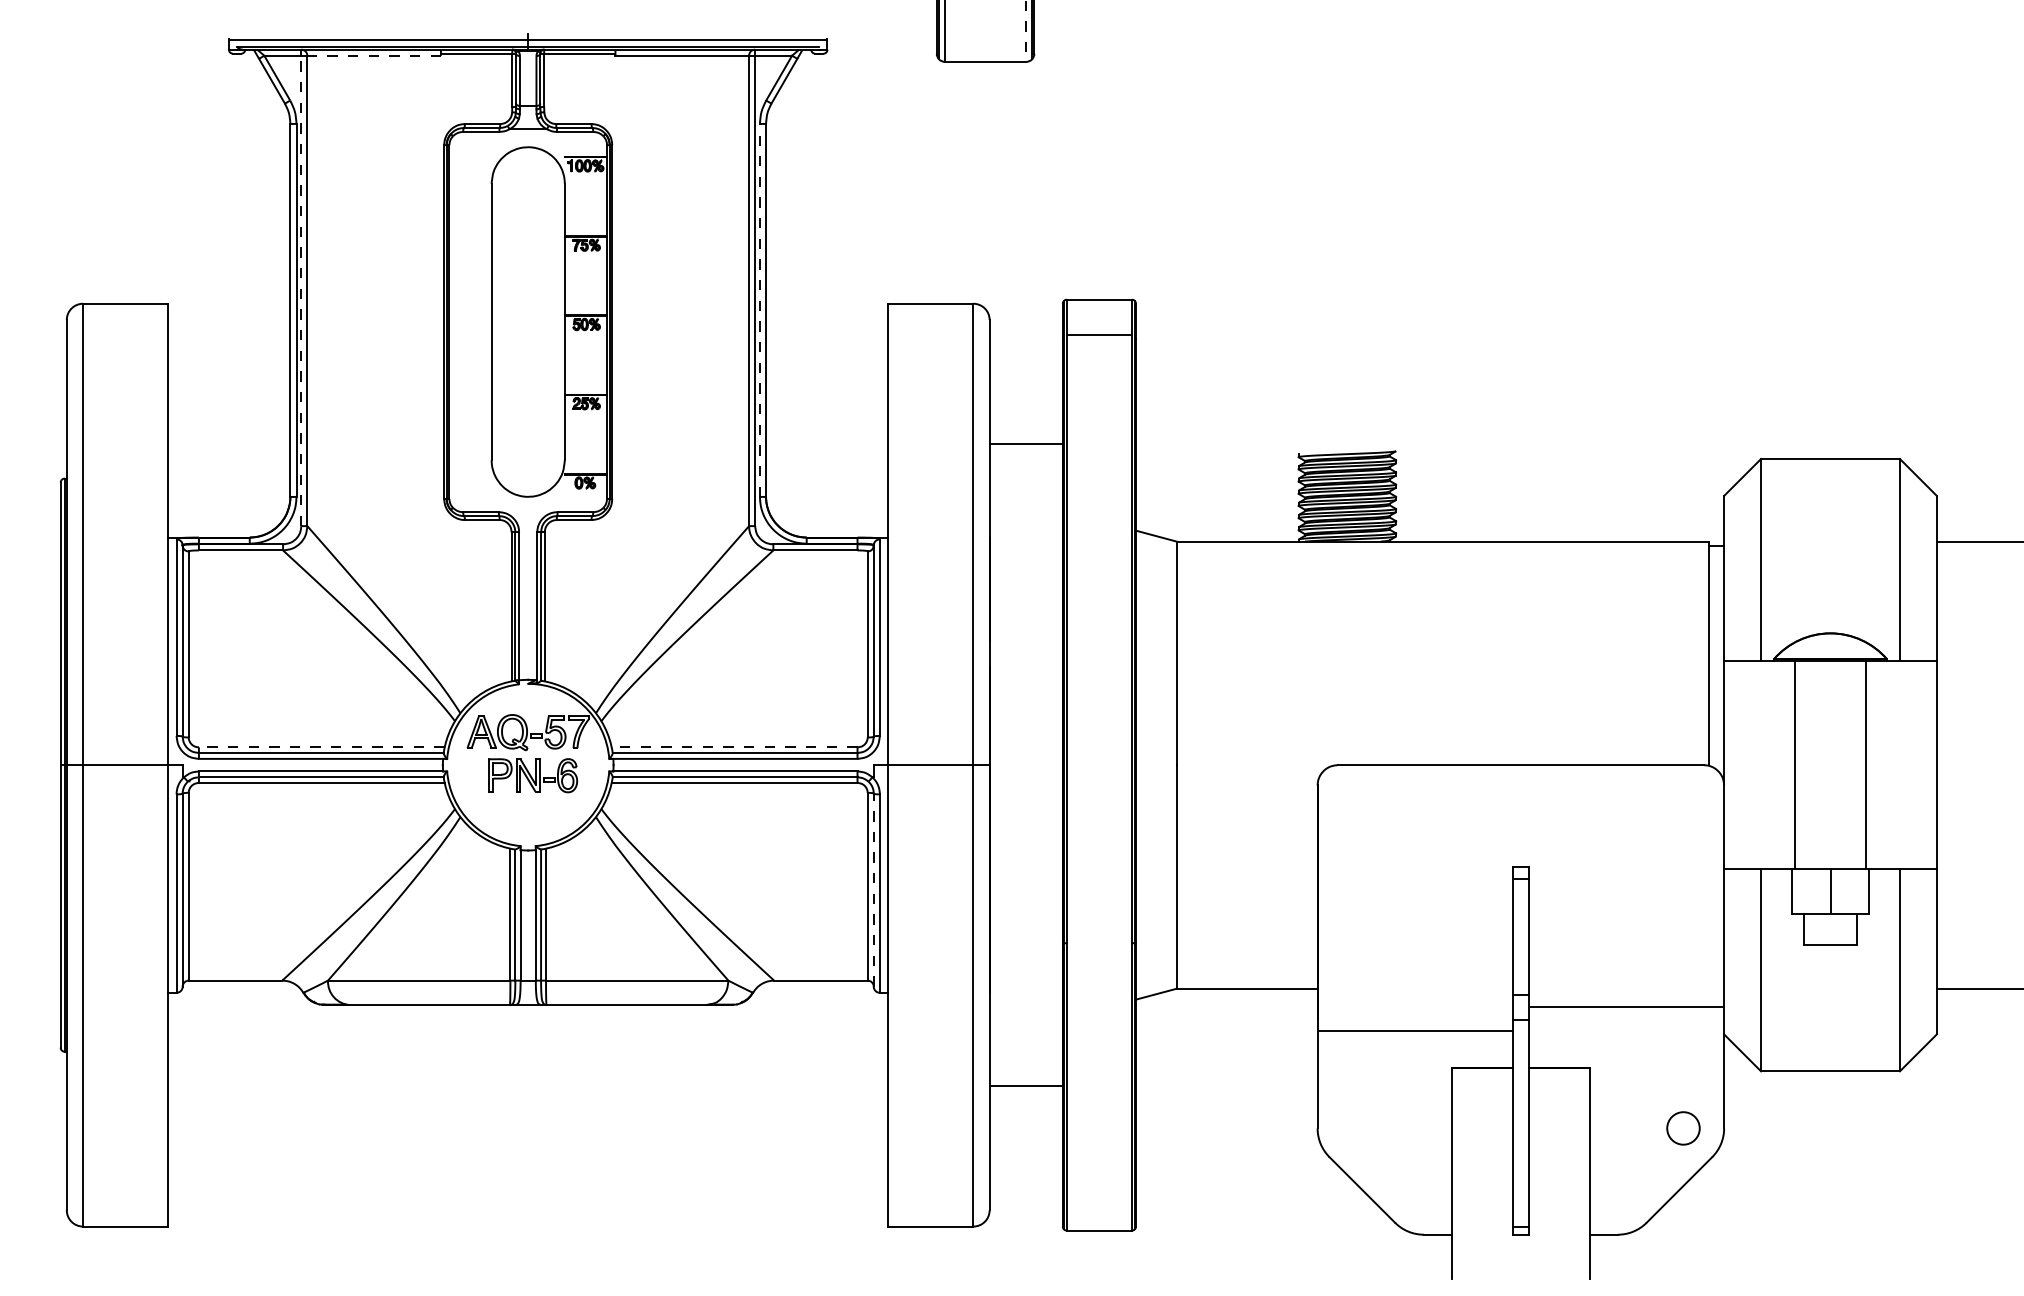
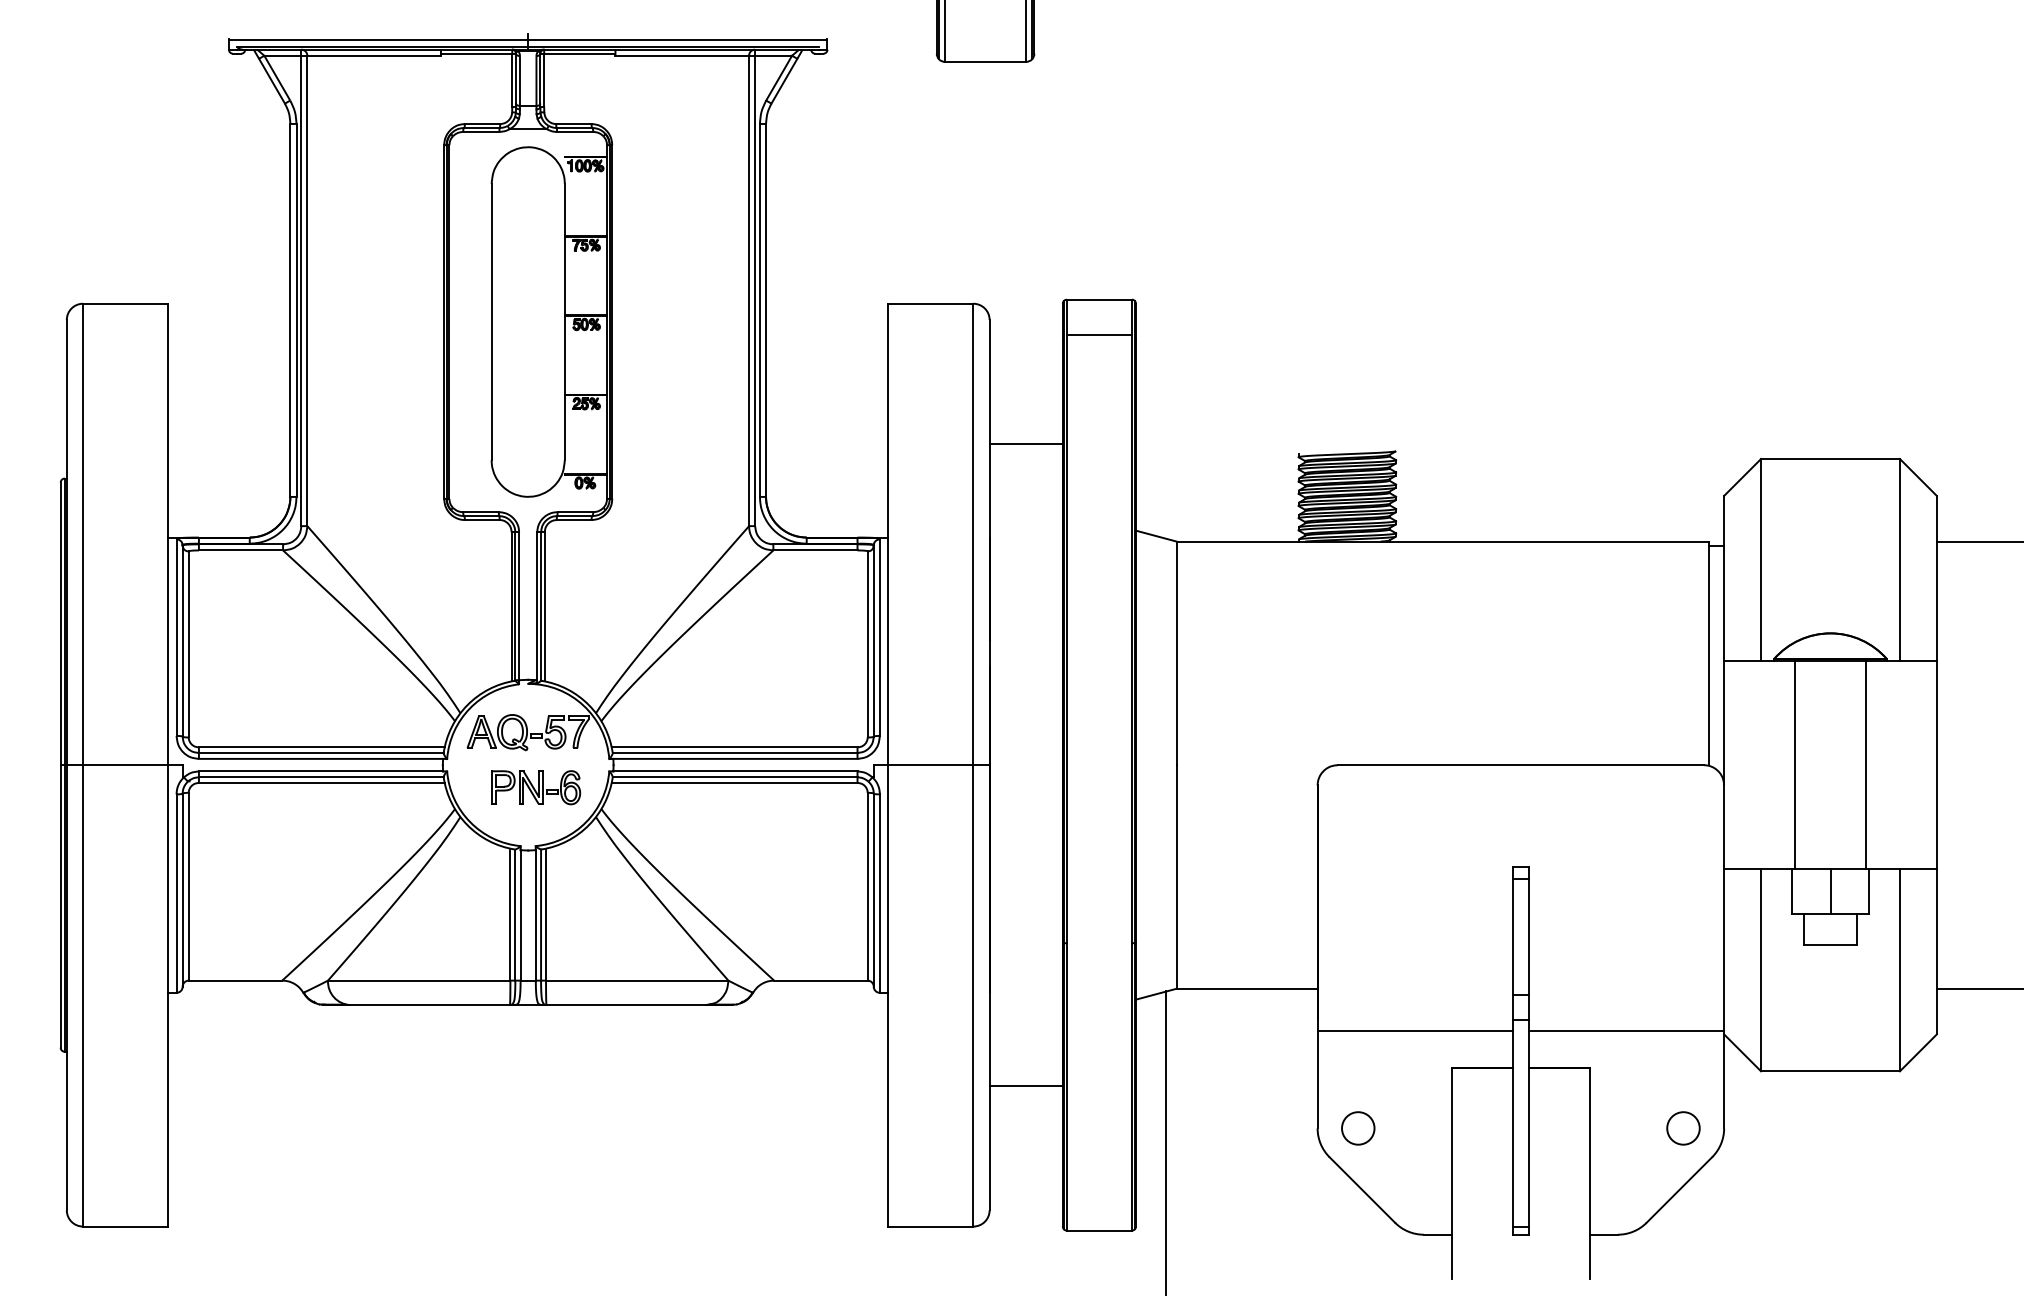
line: dashed -> solid (1026, 31)
line: dashed -> solid (374, 55)
line: dashed -> solid (301, 290)
line: dashed -> solid (759, 309)
line: dashed -> solid (321, 747)
line: dashed -> solid (734, 747)
part position: (533, 775) -> (536, 787) (536, 787)
line: dashed -> solid (873, 890)
line position: (1626, 1007) -> (1626, 1031) (1626, 1031)
circle: none -> present (1358, 1128)
line: none -> present (1166, 1141)
